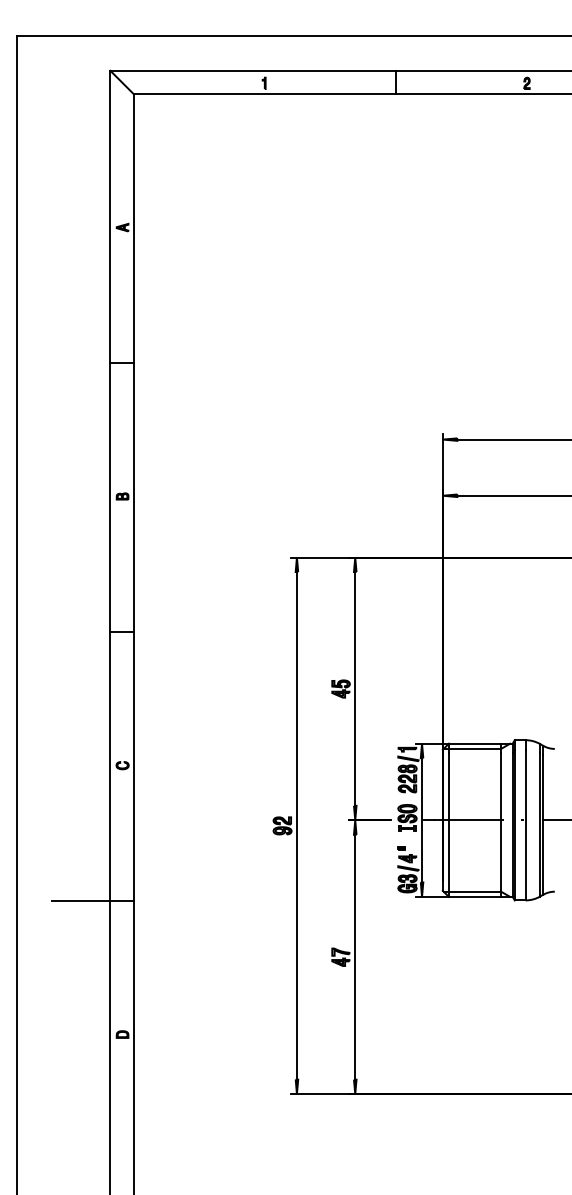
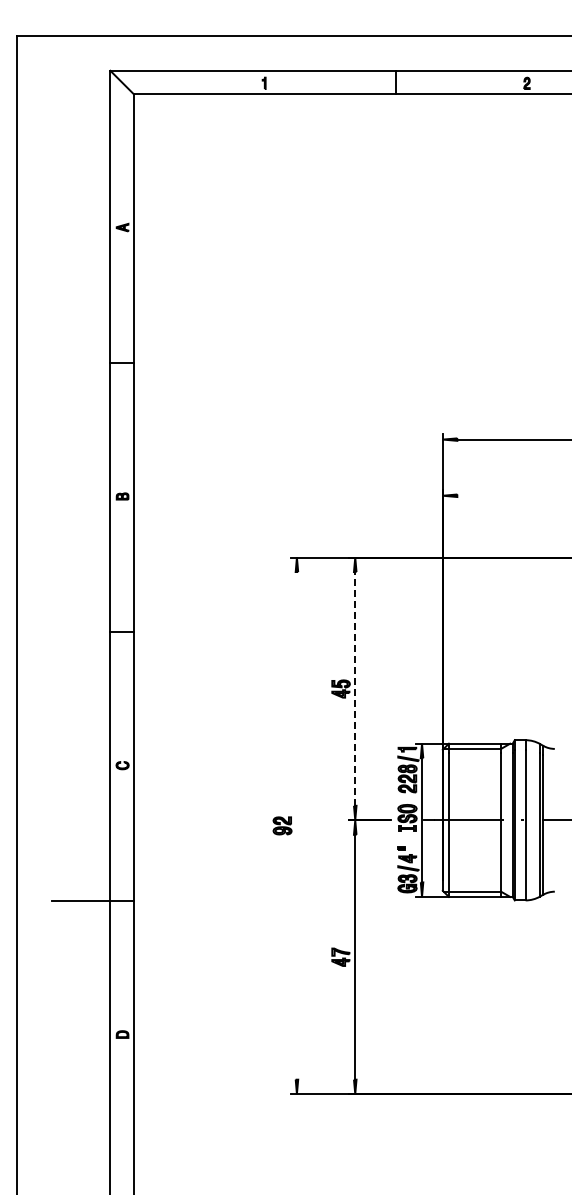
line: present -> none (512, 495)
line: solid -> dashed (355, 688)
line: present -> none (296, 825)
